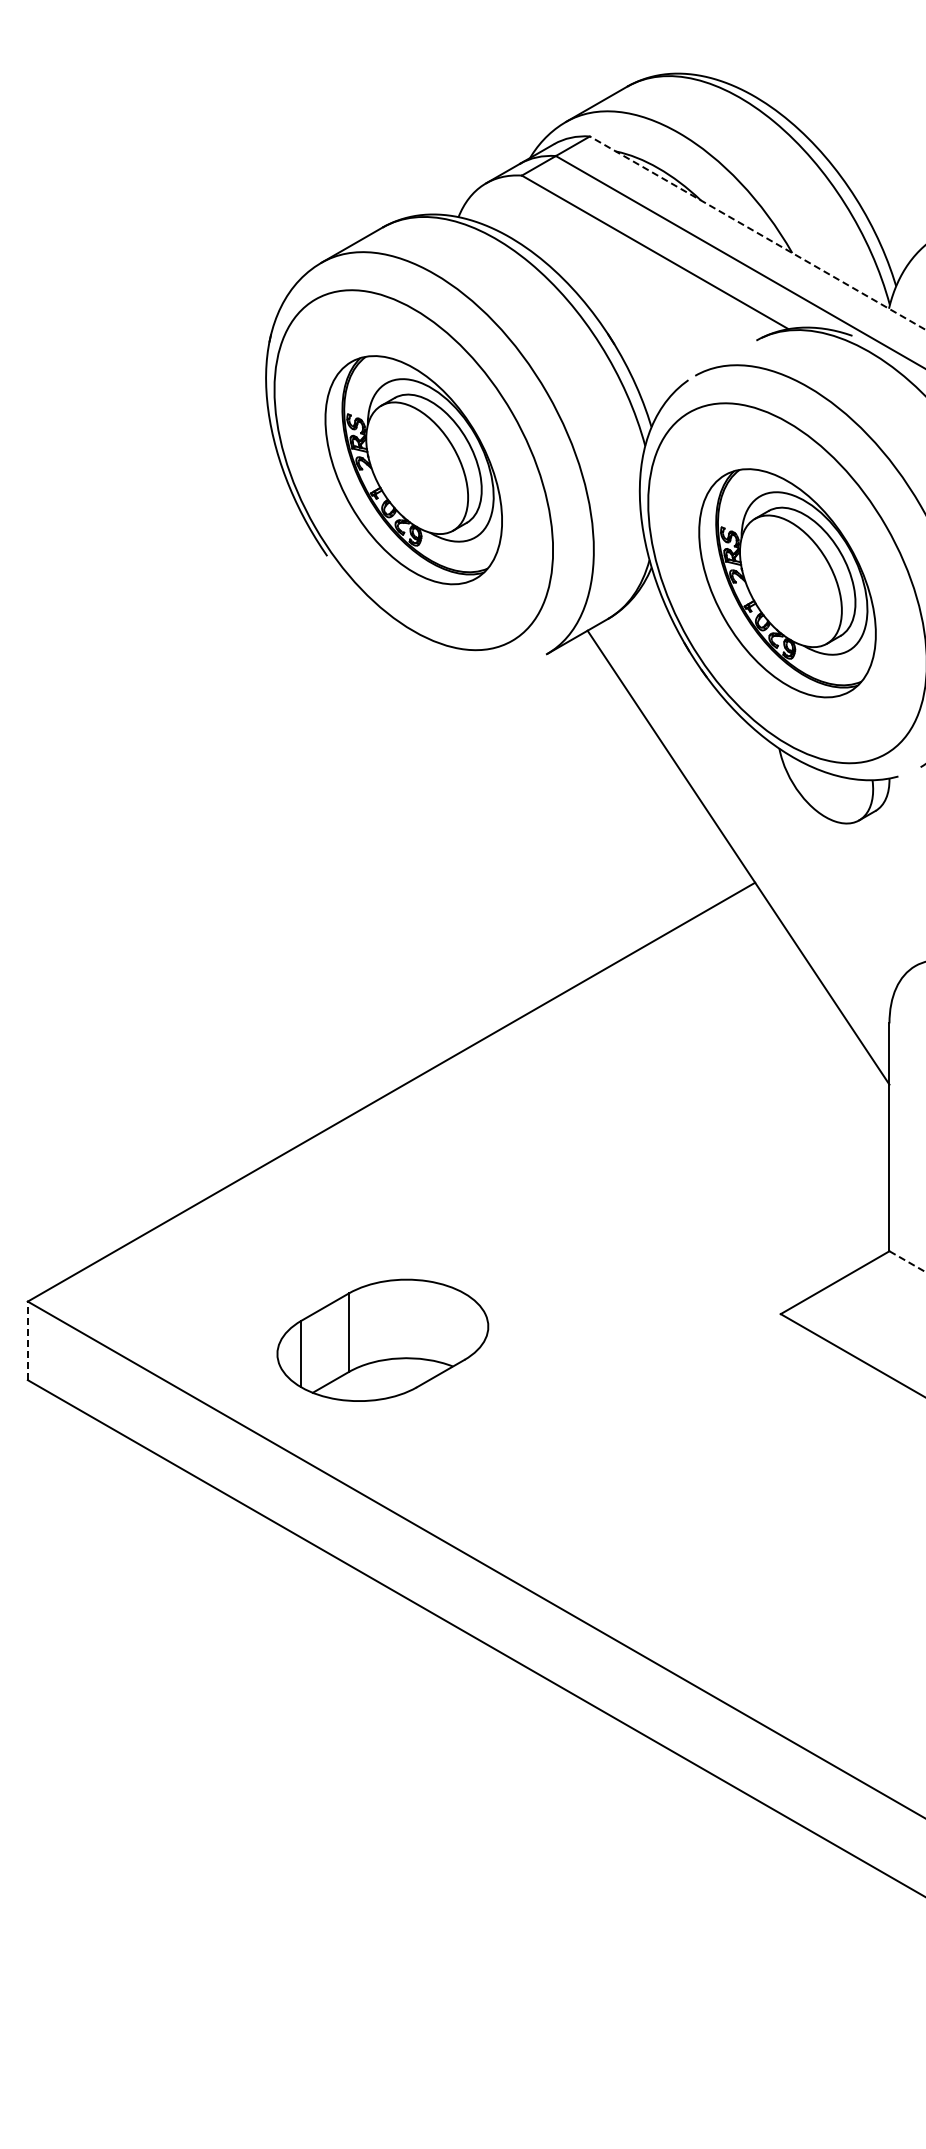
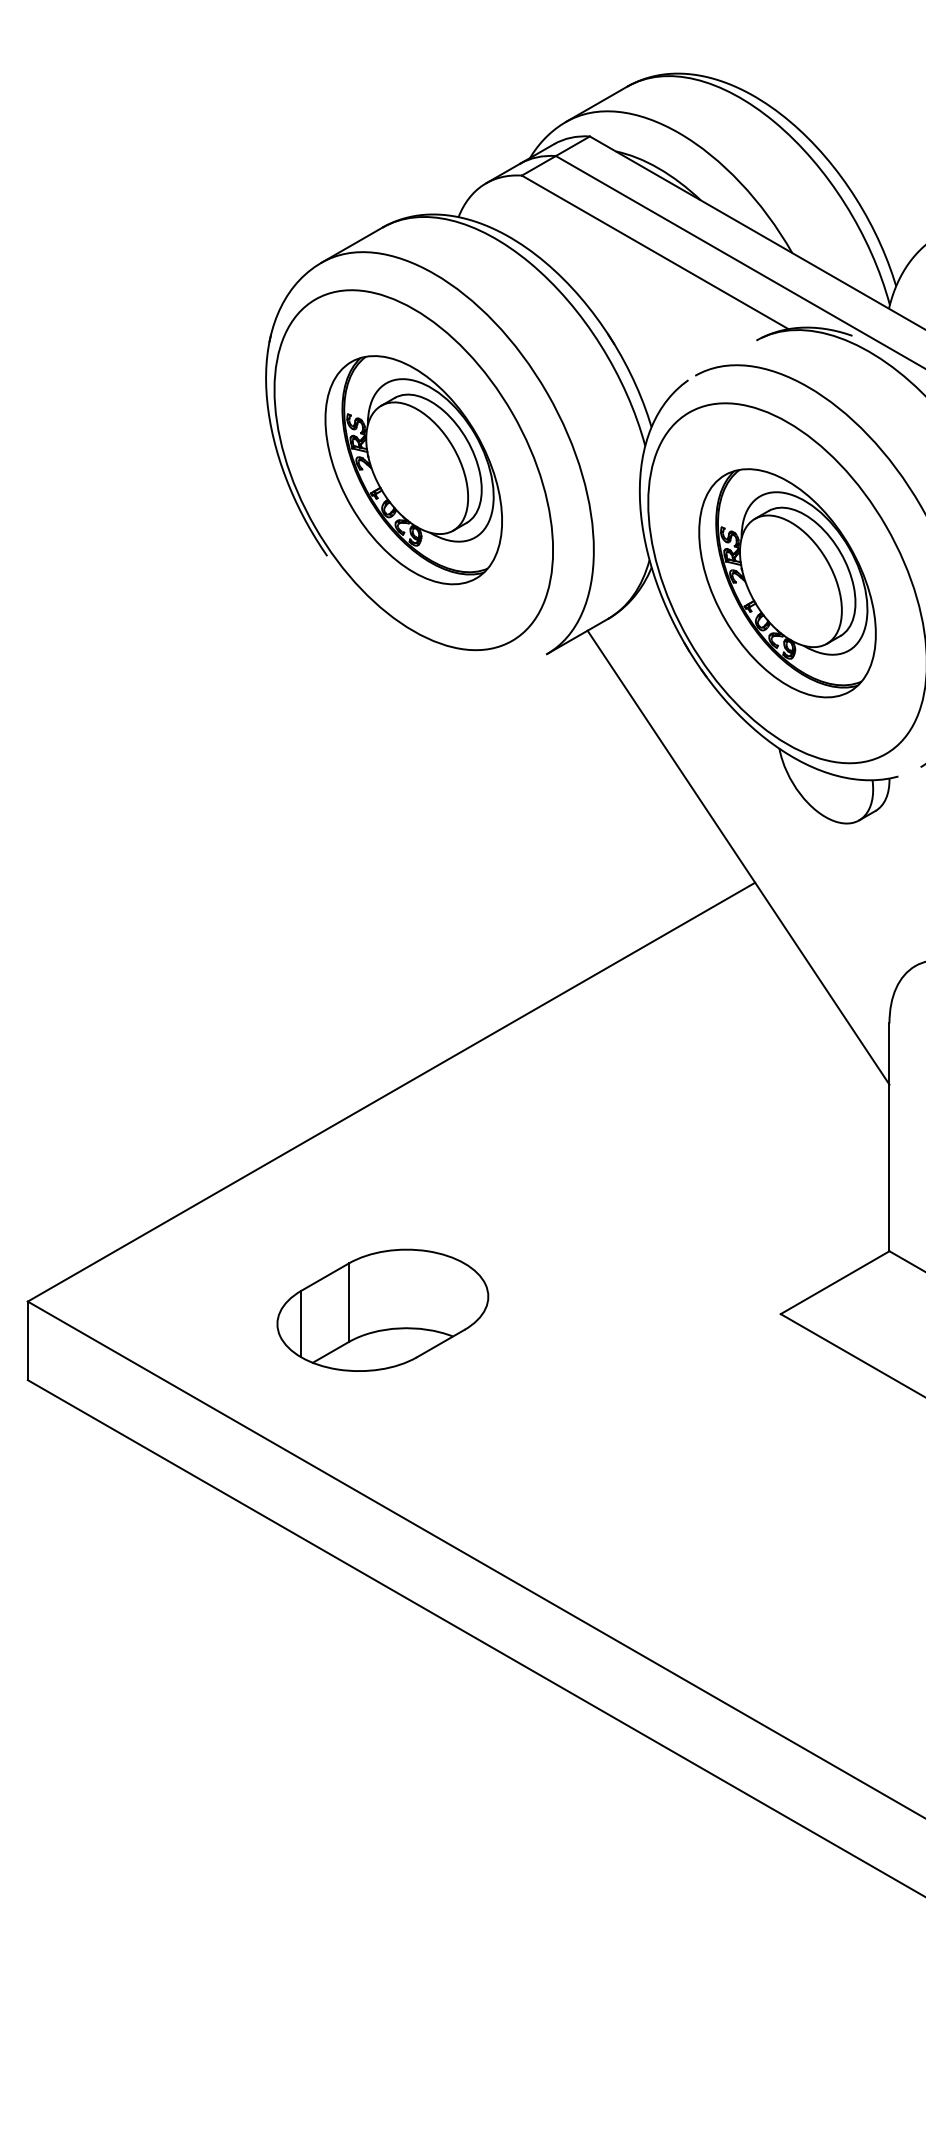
line: dashed -> solid (757, 232)
line: dashed -> solid (907, 1261)
part position: (382, 1339) -> (382, 1309) (382, 1309)
line: dashed -> solid (27, 1340)
